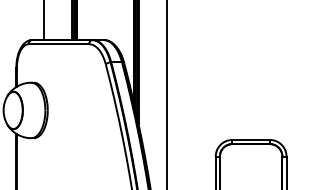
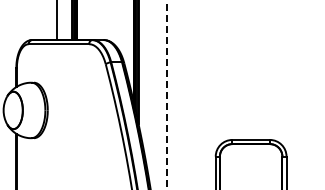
line position: (43, 21) -> (56, 21) (56, 21)
line: solid -> dashed (167, 95)
